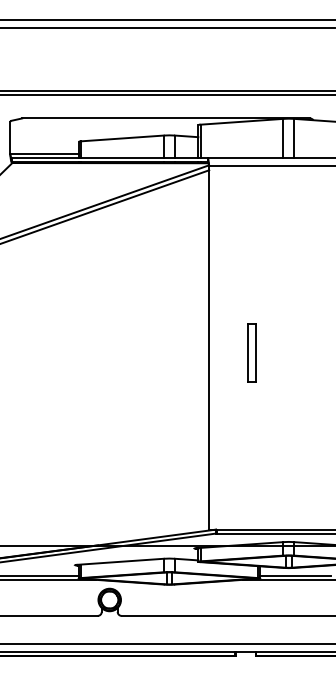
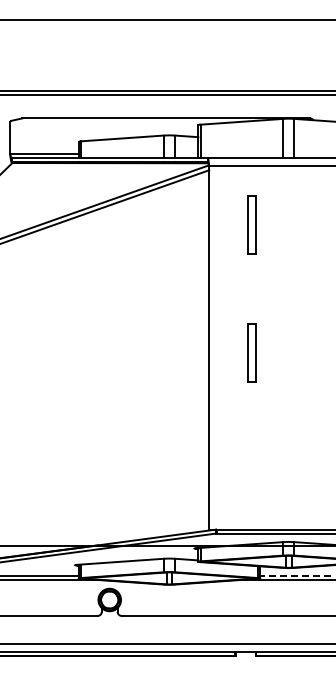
line: present -> none (167, 28)
part: none -> present (251, 224)
line: solid -> dashed (295, 575)
